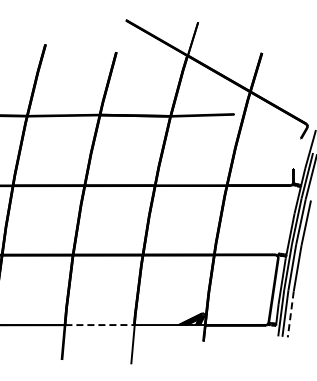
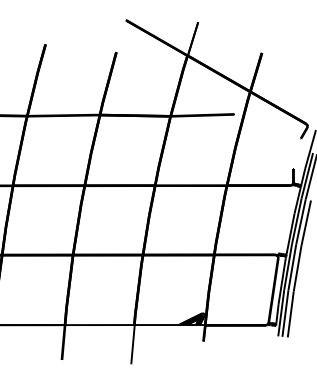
line: dashed -> solid (290, 314)
line: dashed -> solid (100, 325)
